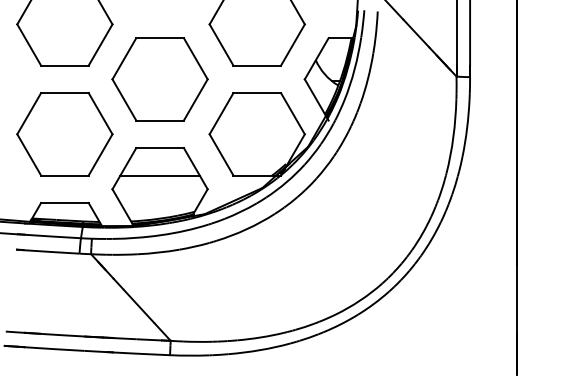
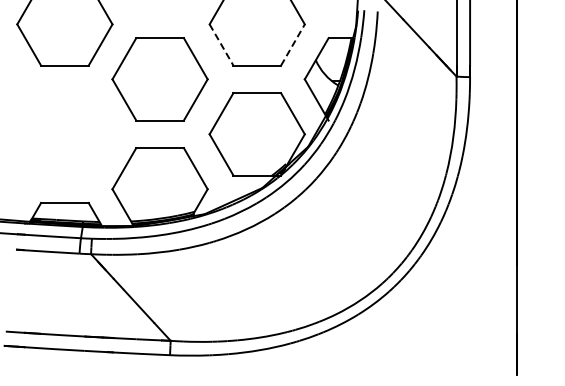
line: solid -> dashed (221, 45)
line: solid -> dashed (292, 45)
part: present -> none (64, 134)
line: present -> none (159, 175)
